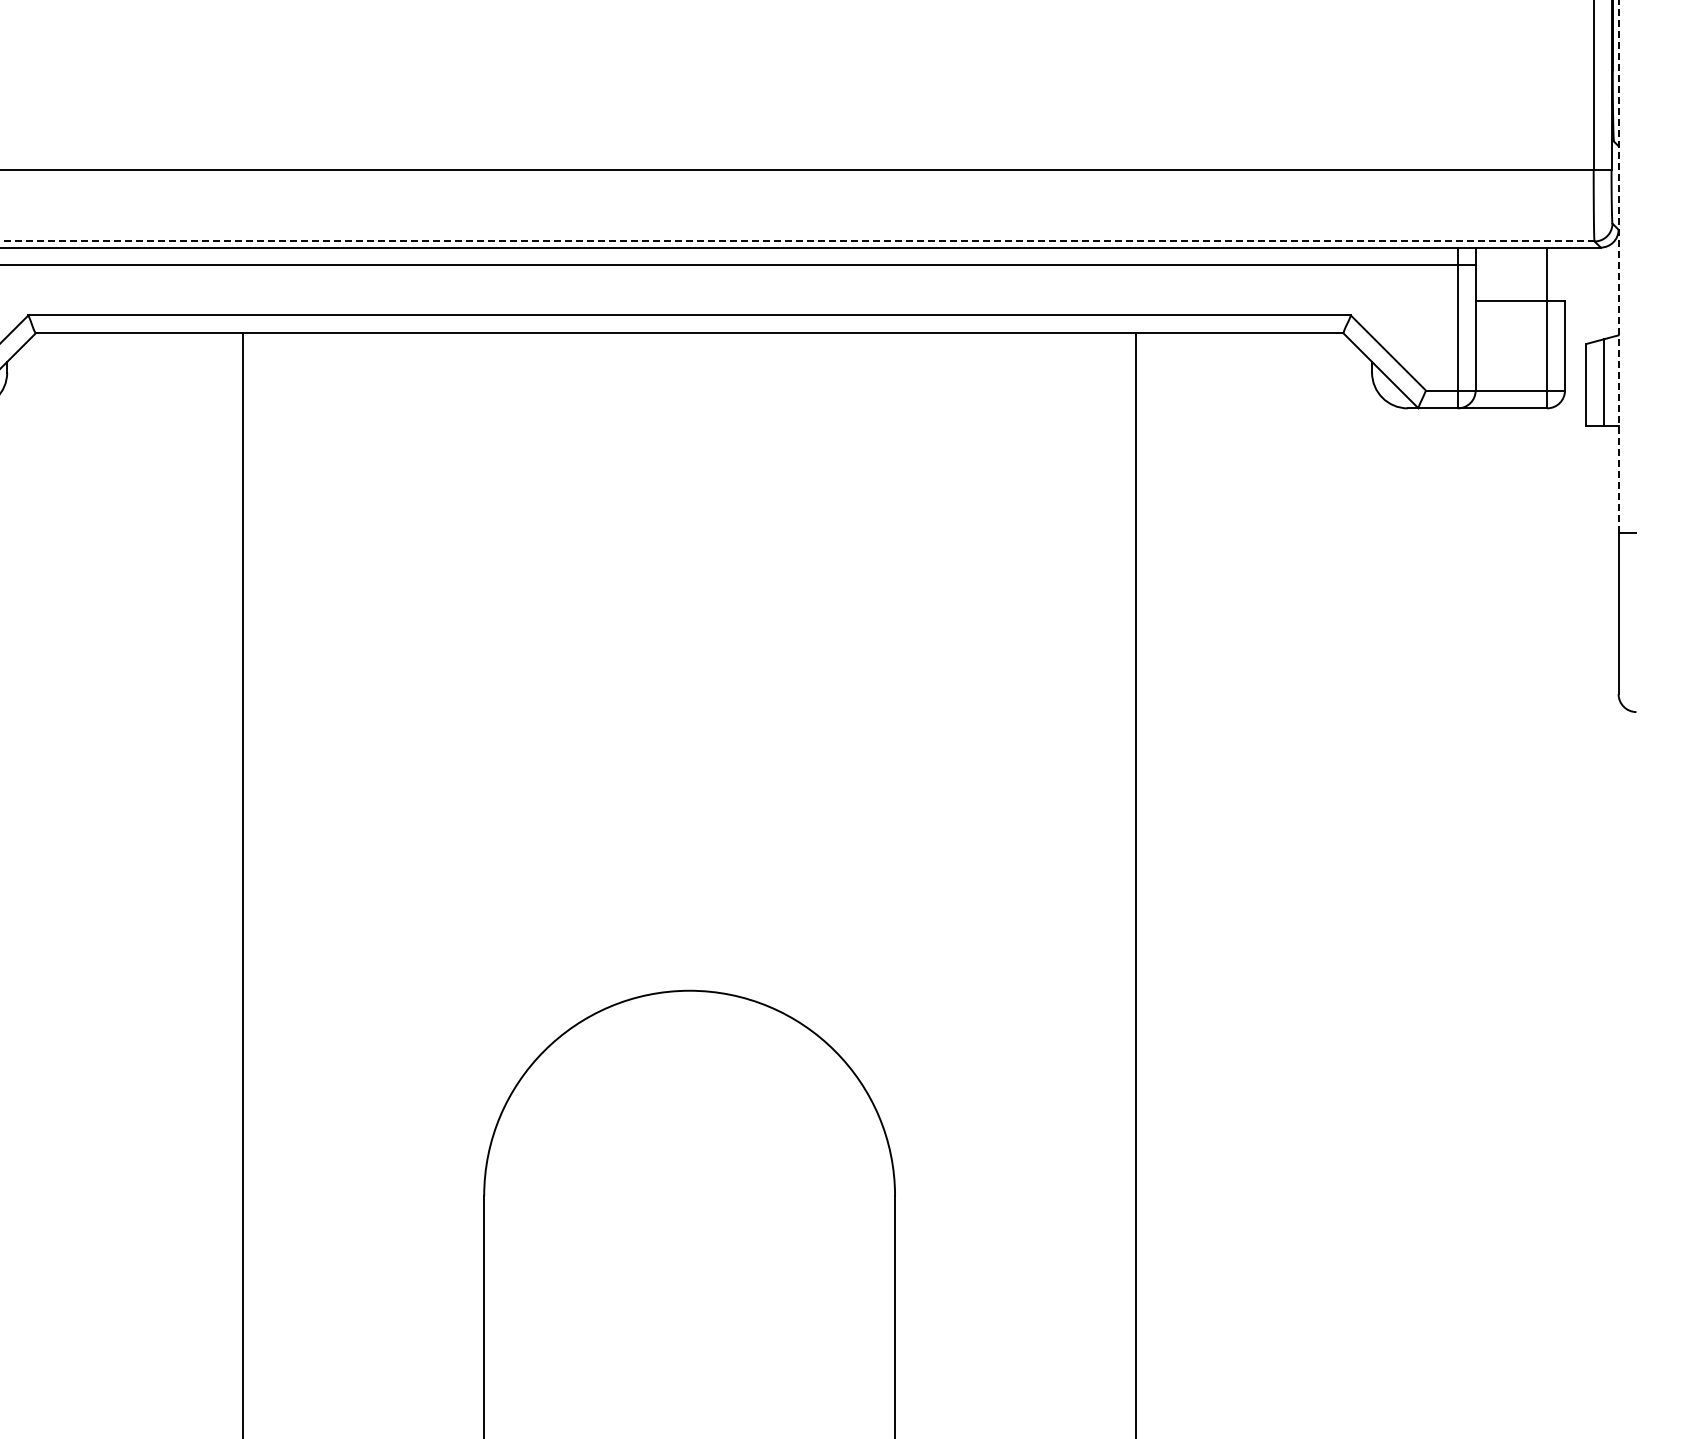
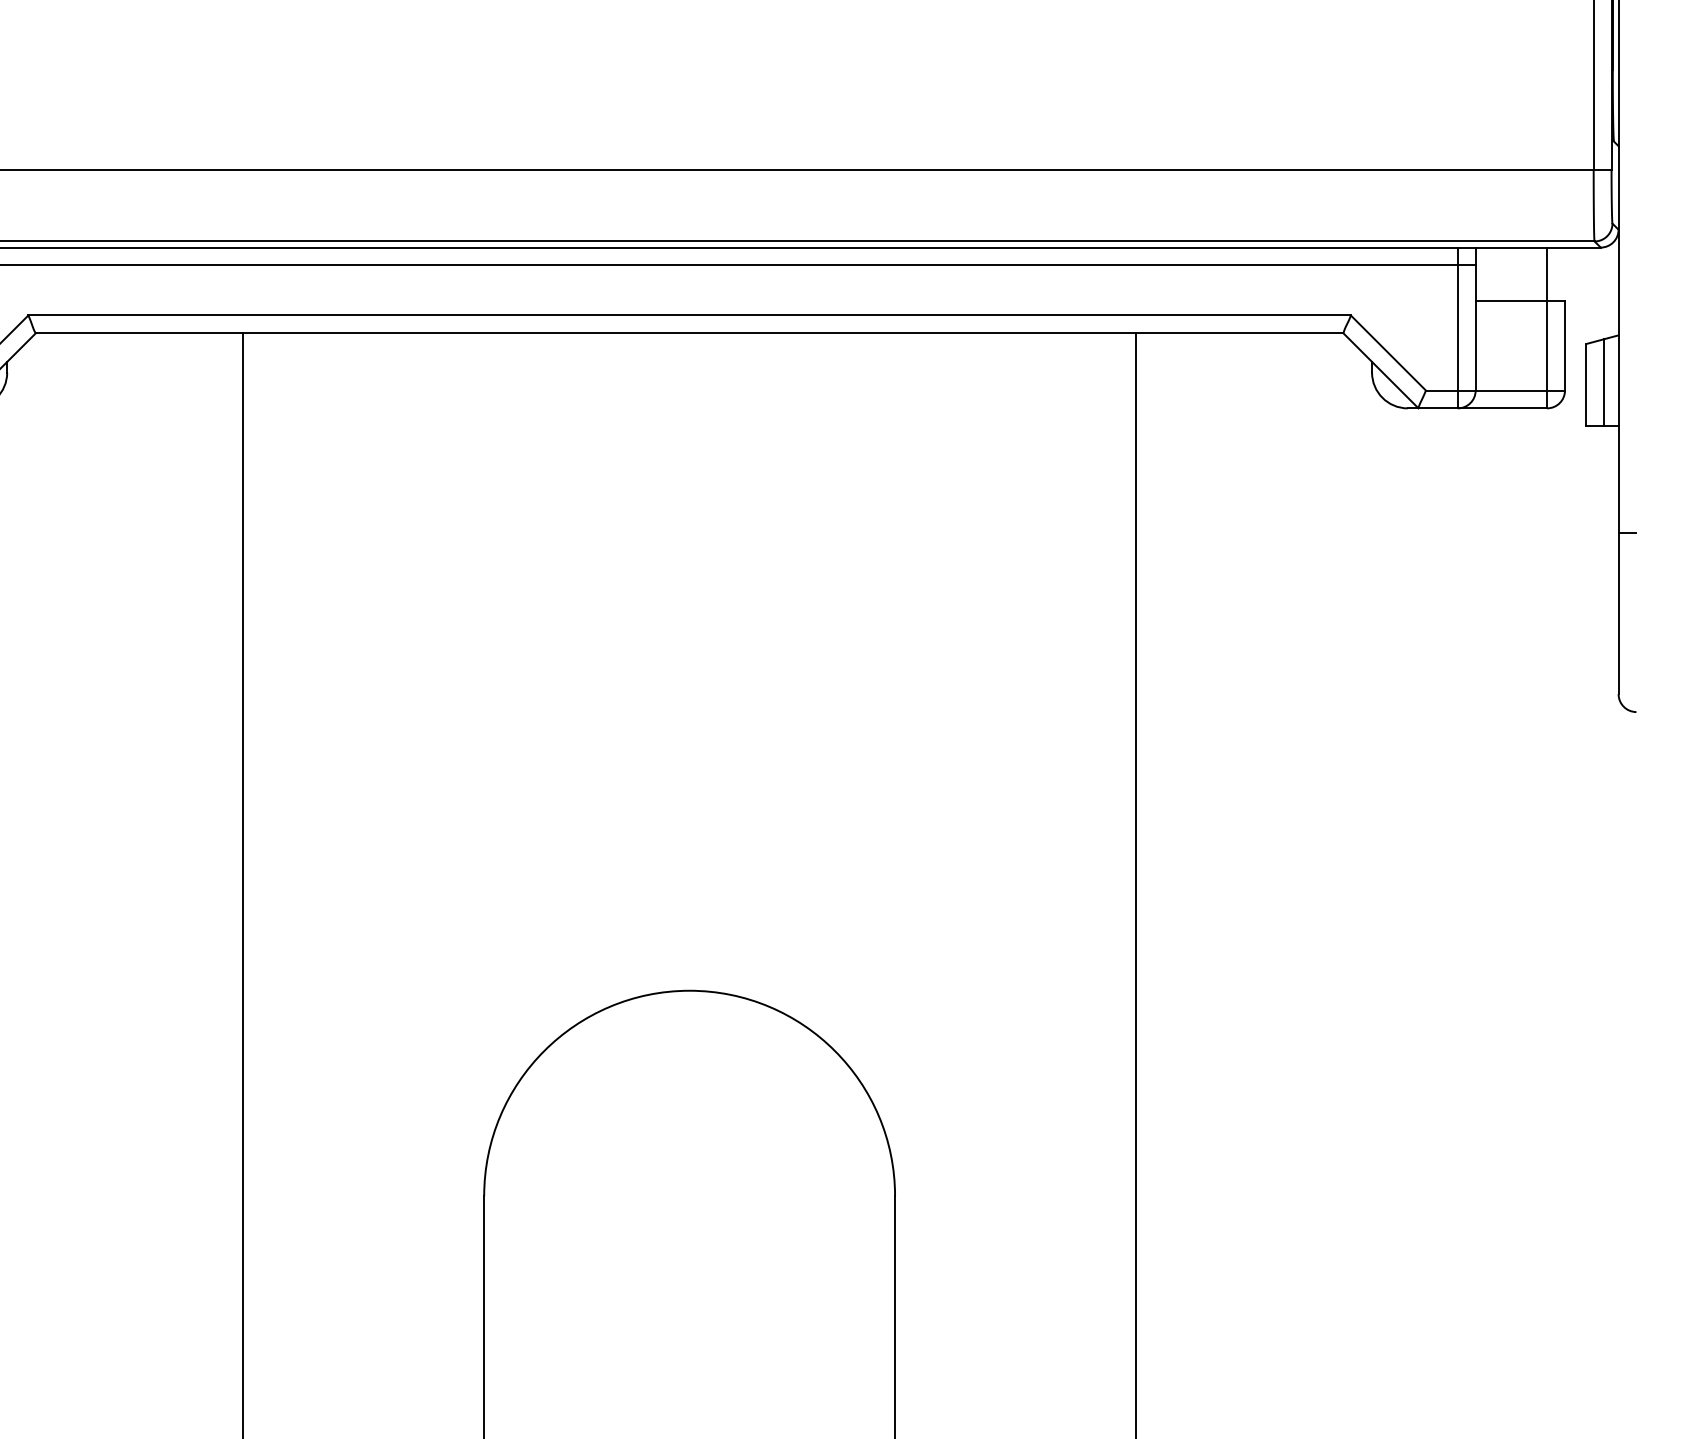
line: dashed -> solid (797, 241)
line: dashed -> solid (1618, 266)
